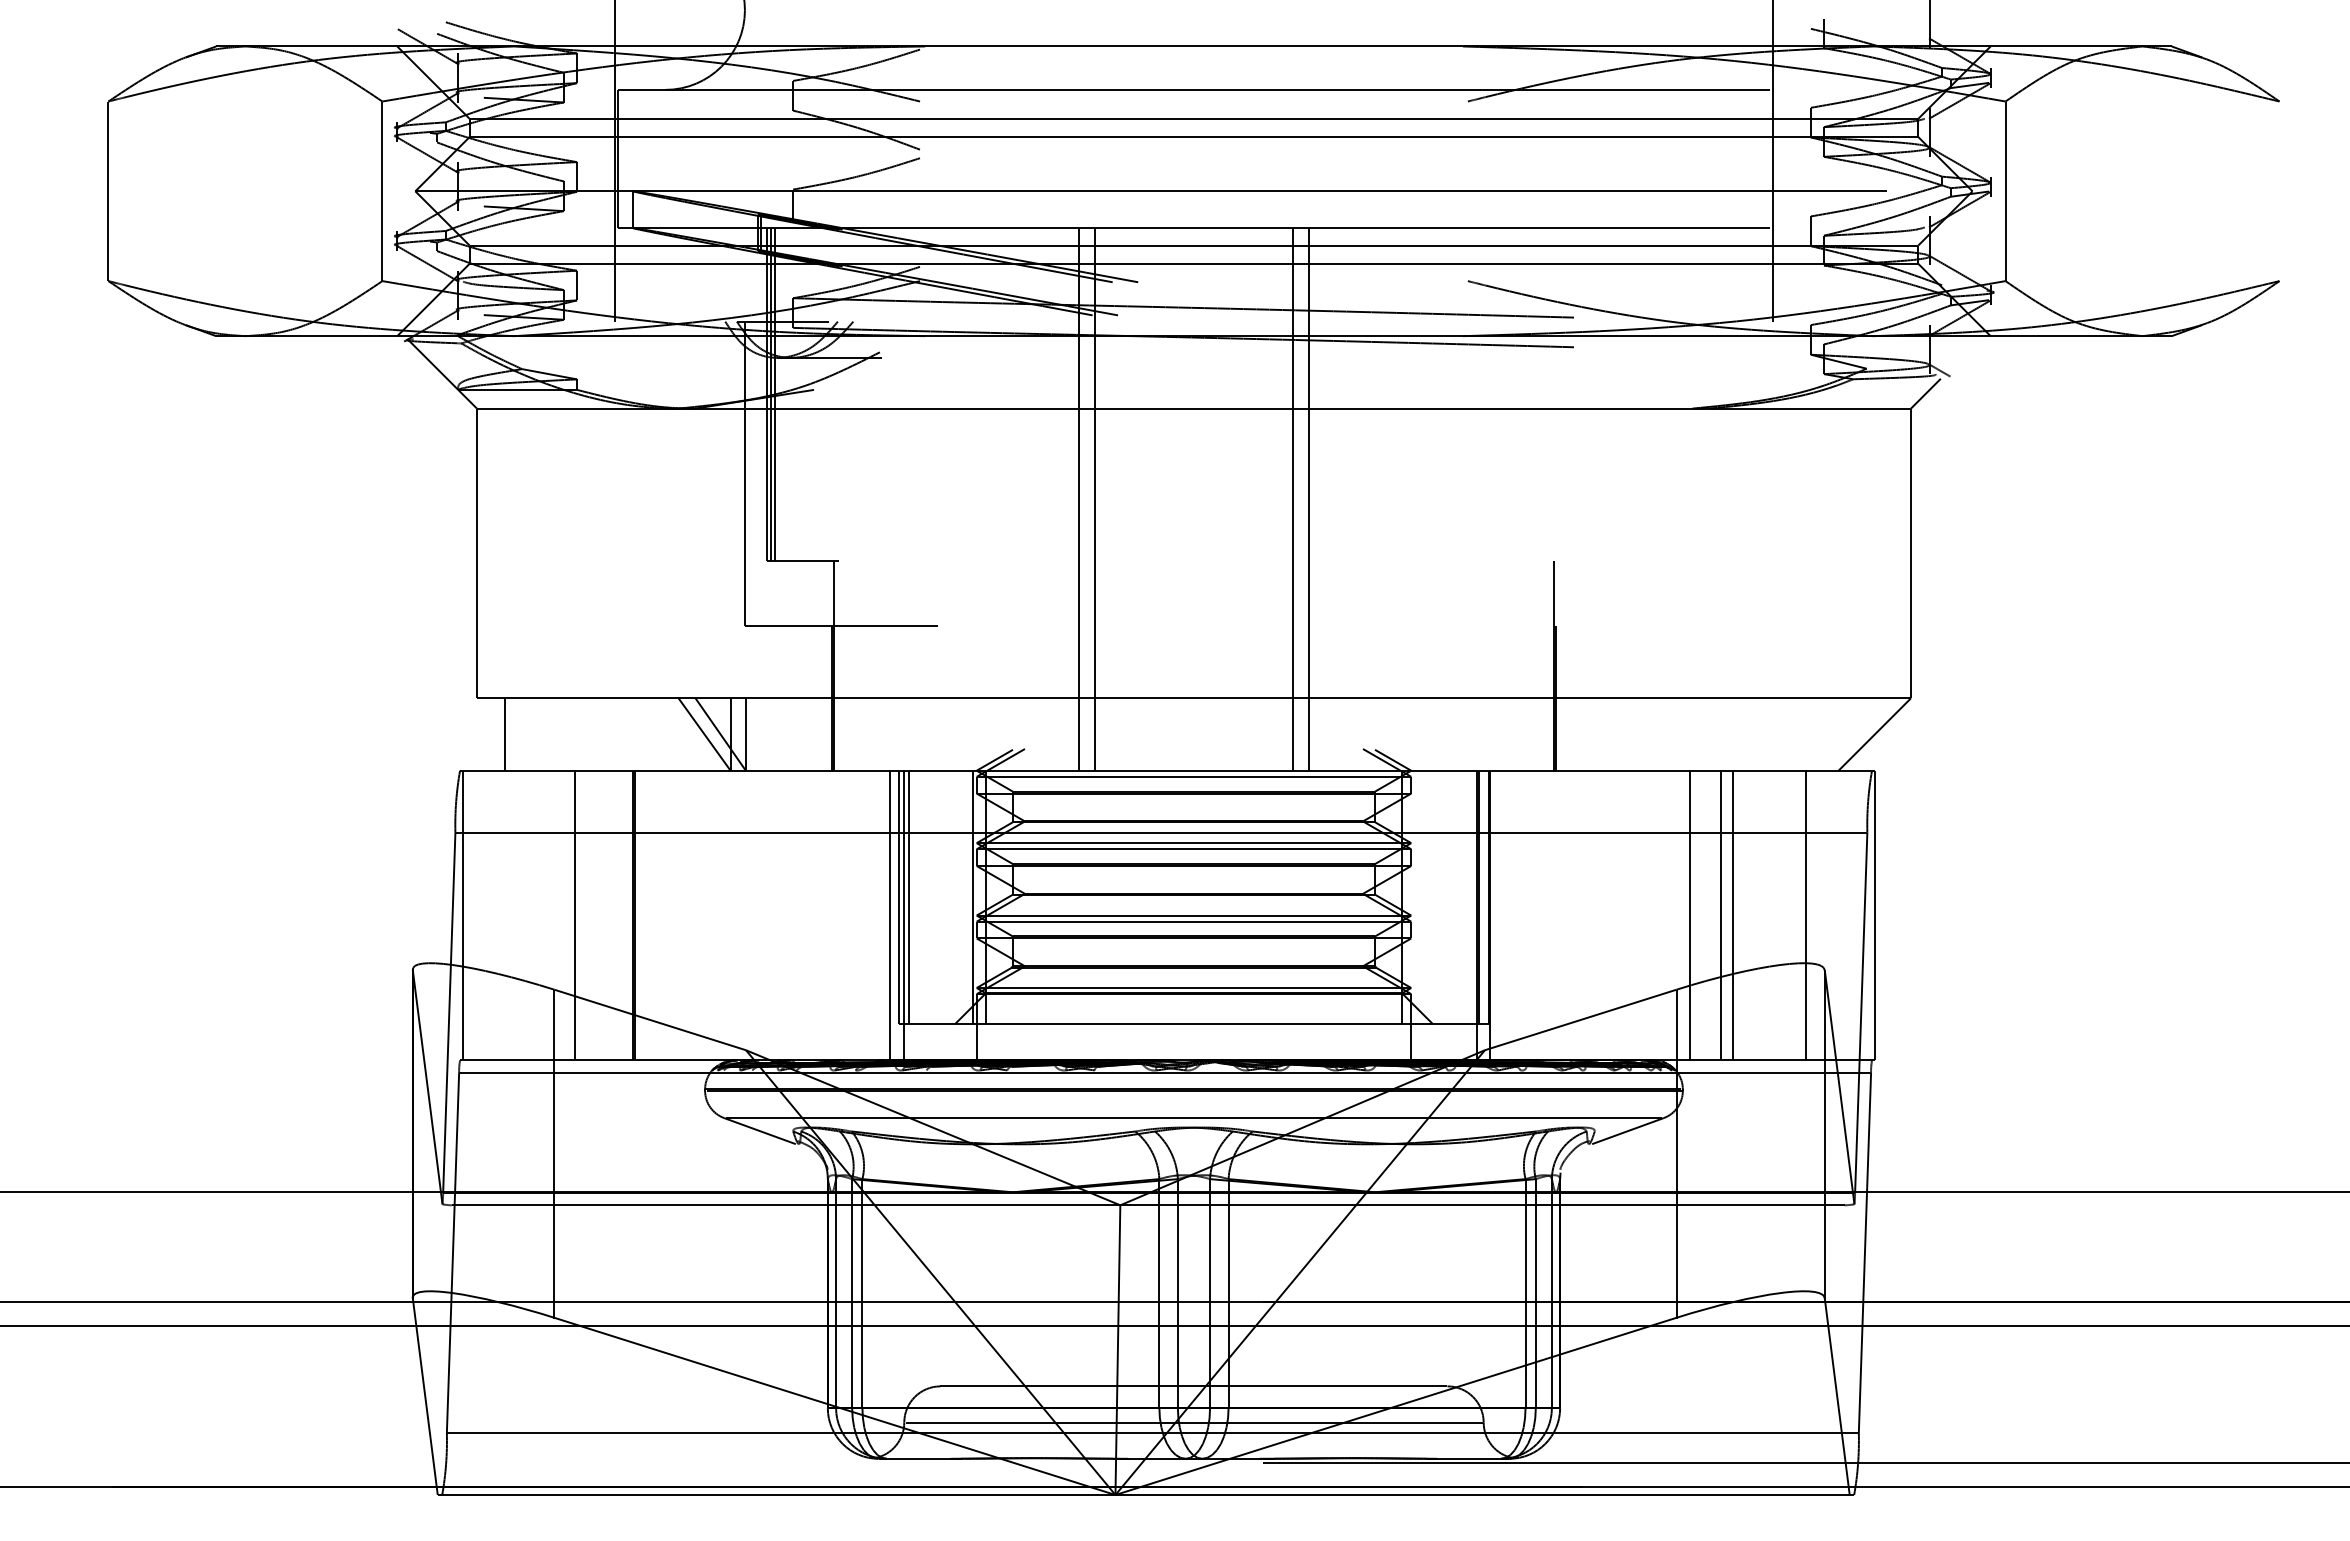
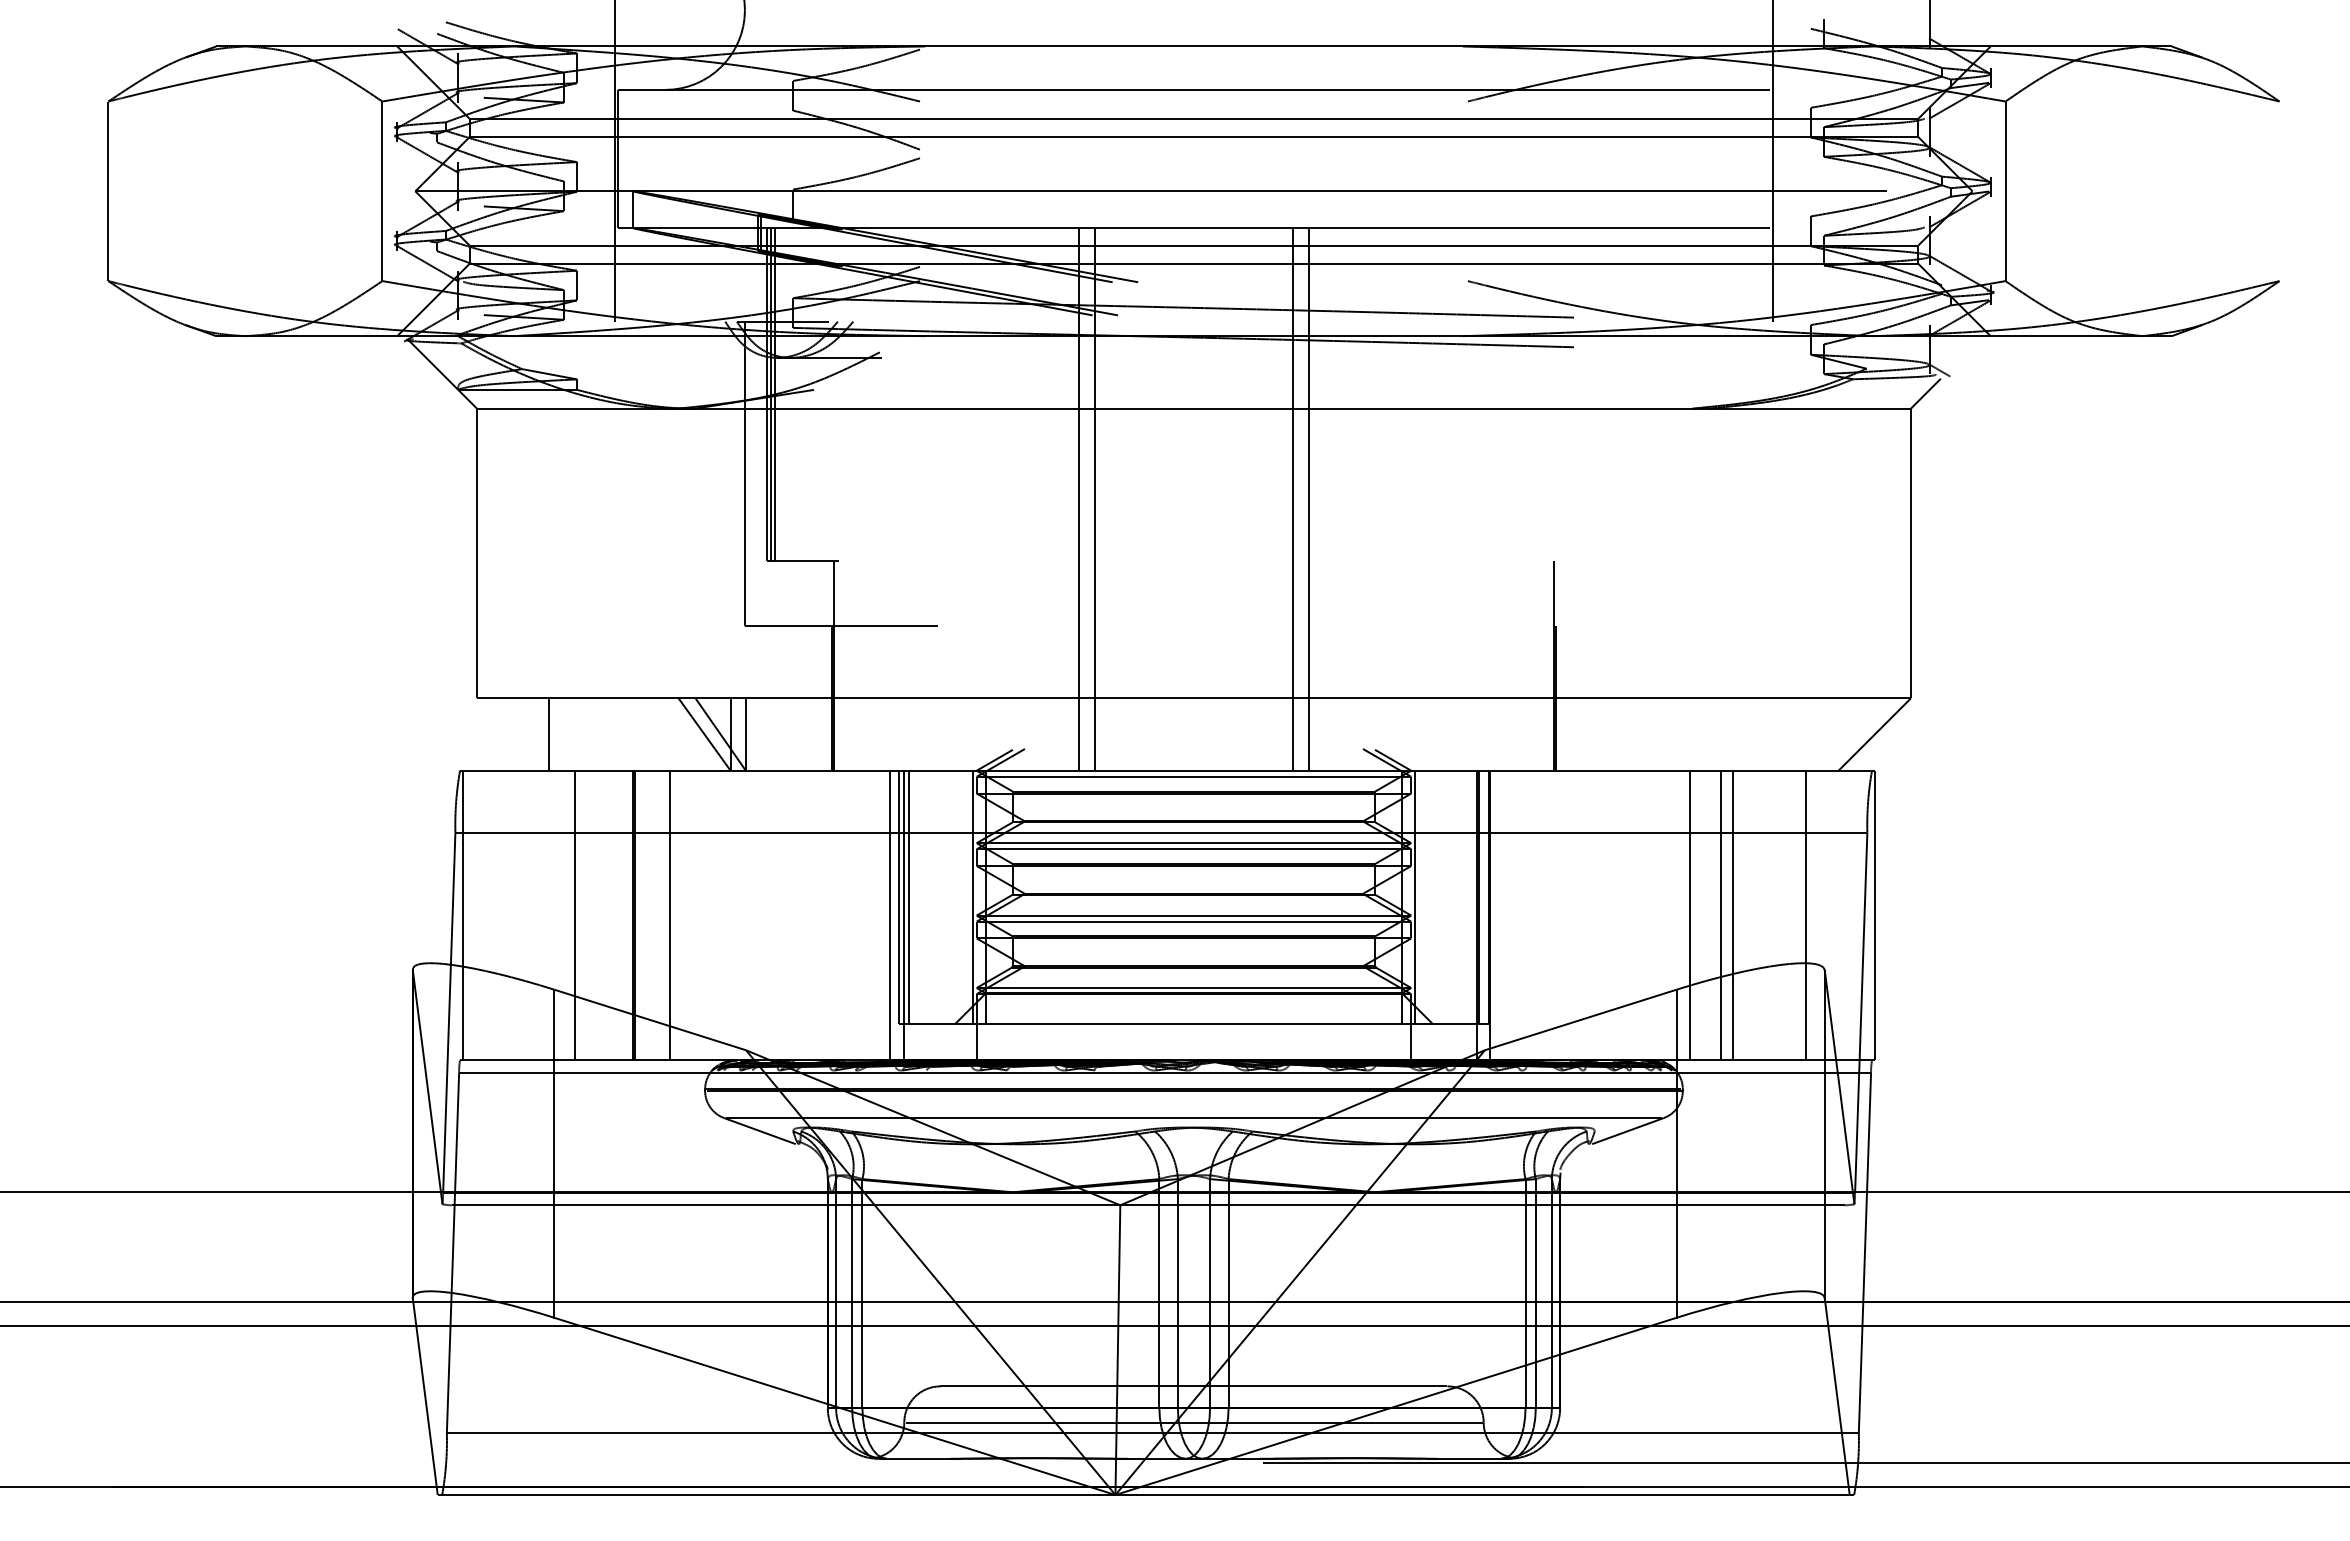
line position: (505, 734) -> (549, 734) (549, 734)
line: none -> present (1414, 897)
line: none -> present (670, 915)
